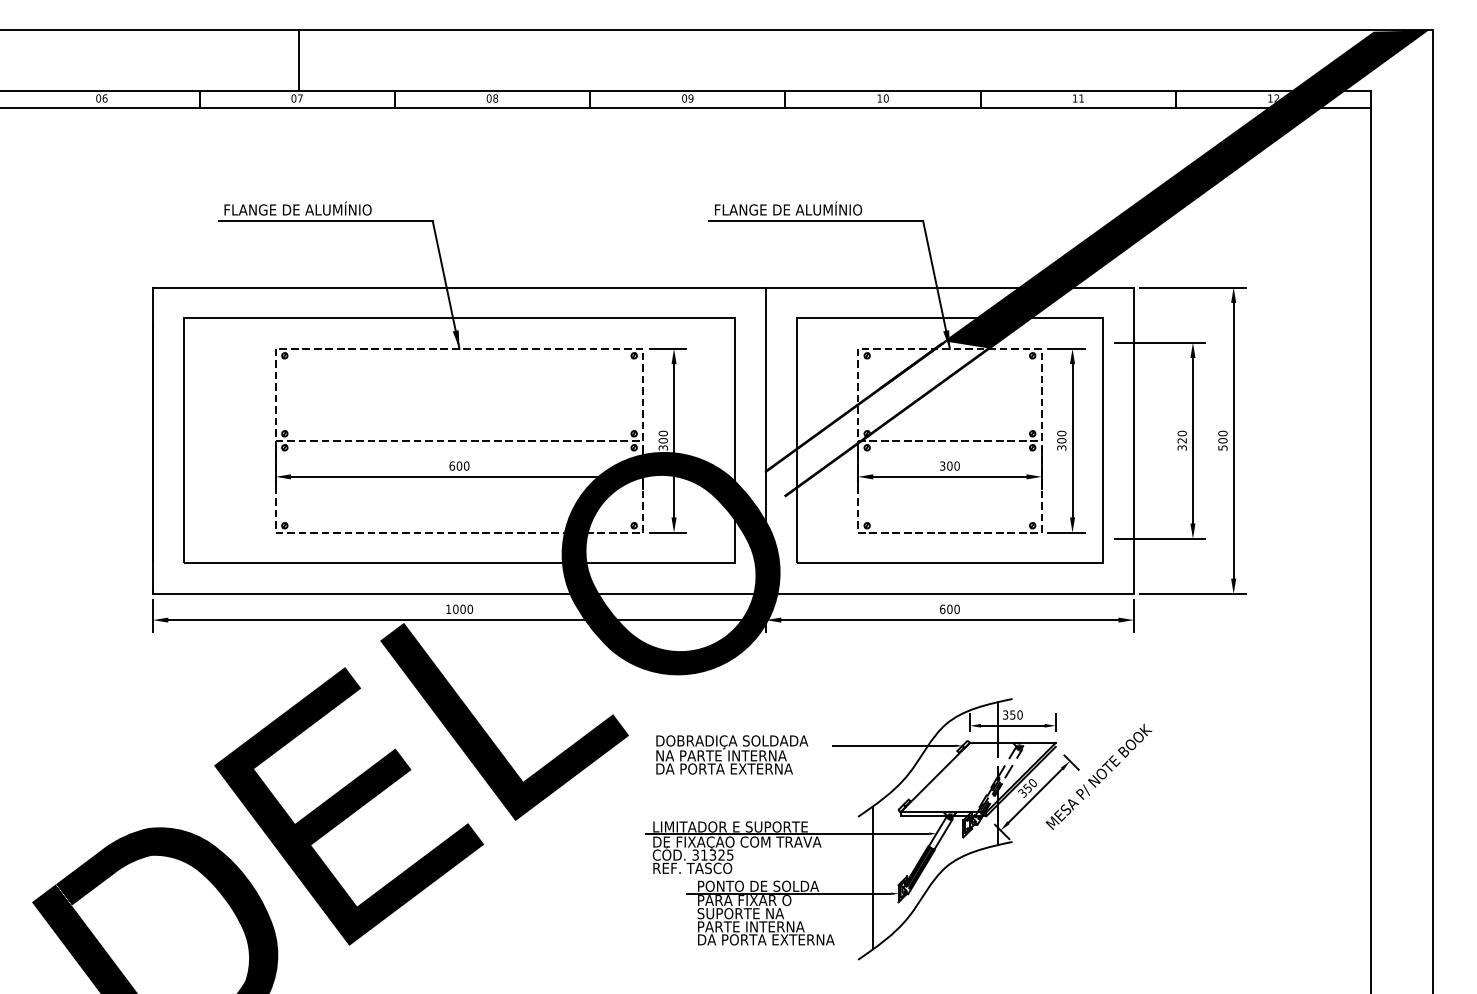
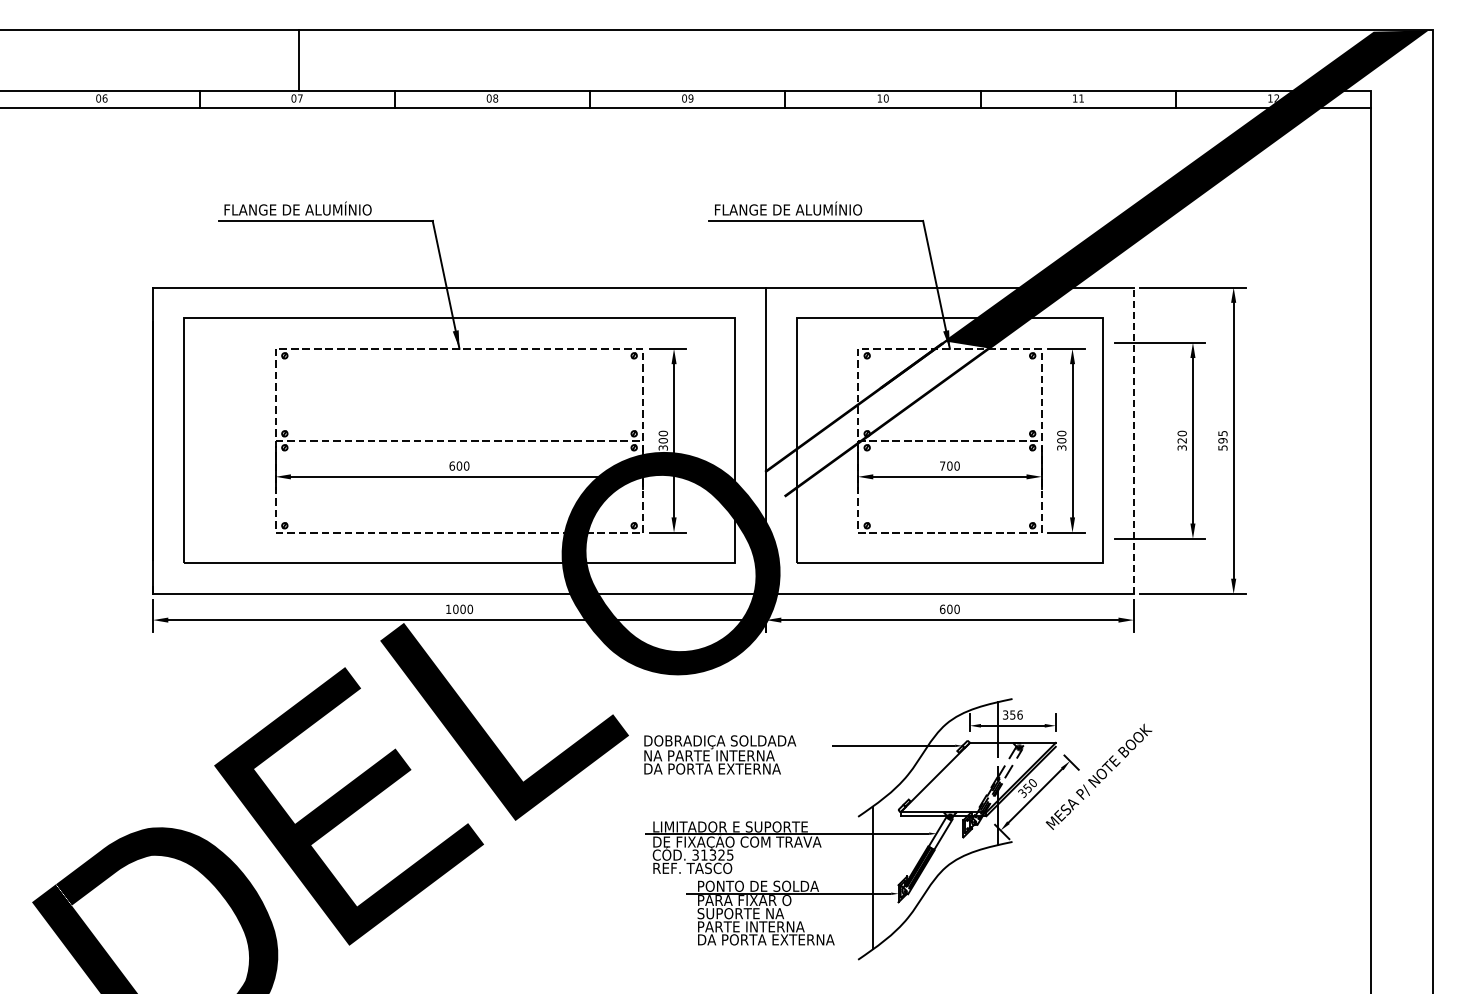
text: 500 -> 595 (1222, 436)
line: solid -> dashed (1133, 440)
text: 300 -> 700 (942, 465)
text: 350 -> 356 (1019, 714)
text position: (732, 754) -> (720, 754) (720, 754)
